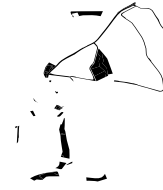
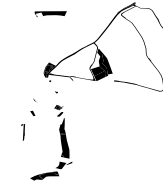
part position: (86, 14) -> (50, 14) (50, 14)
fill: present -> none (95, 60)
part position: (17, 134) -> (23, 132) (23, 132)
part: present -> none (96, 177)
